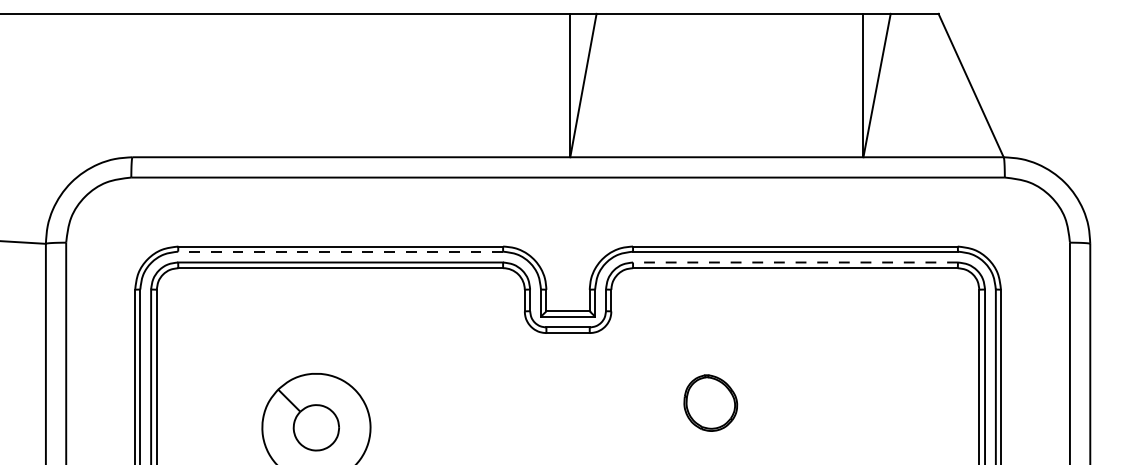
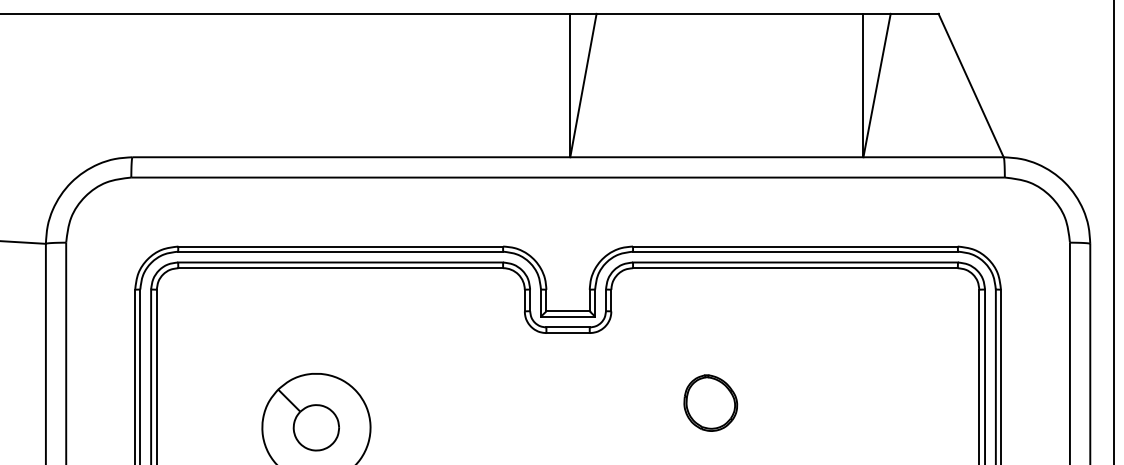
line: none -> present (1114, 231)
line: dashed -> solid (340, 251)
line: dashed -> solid (795, 262)
